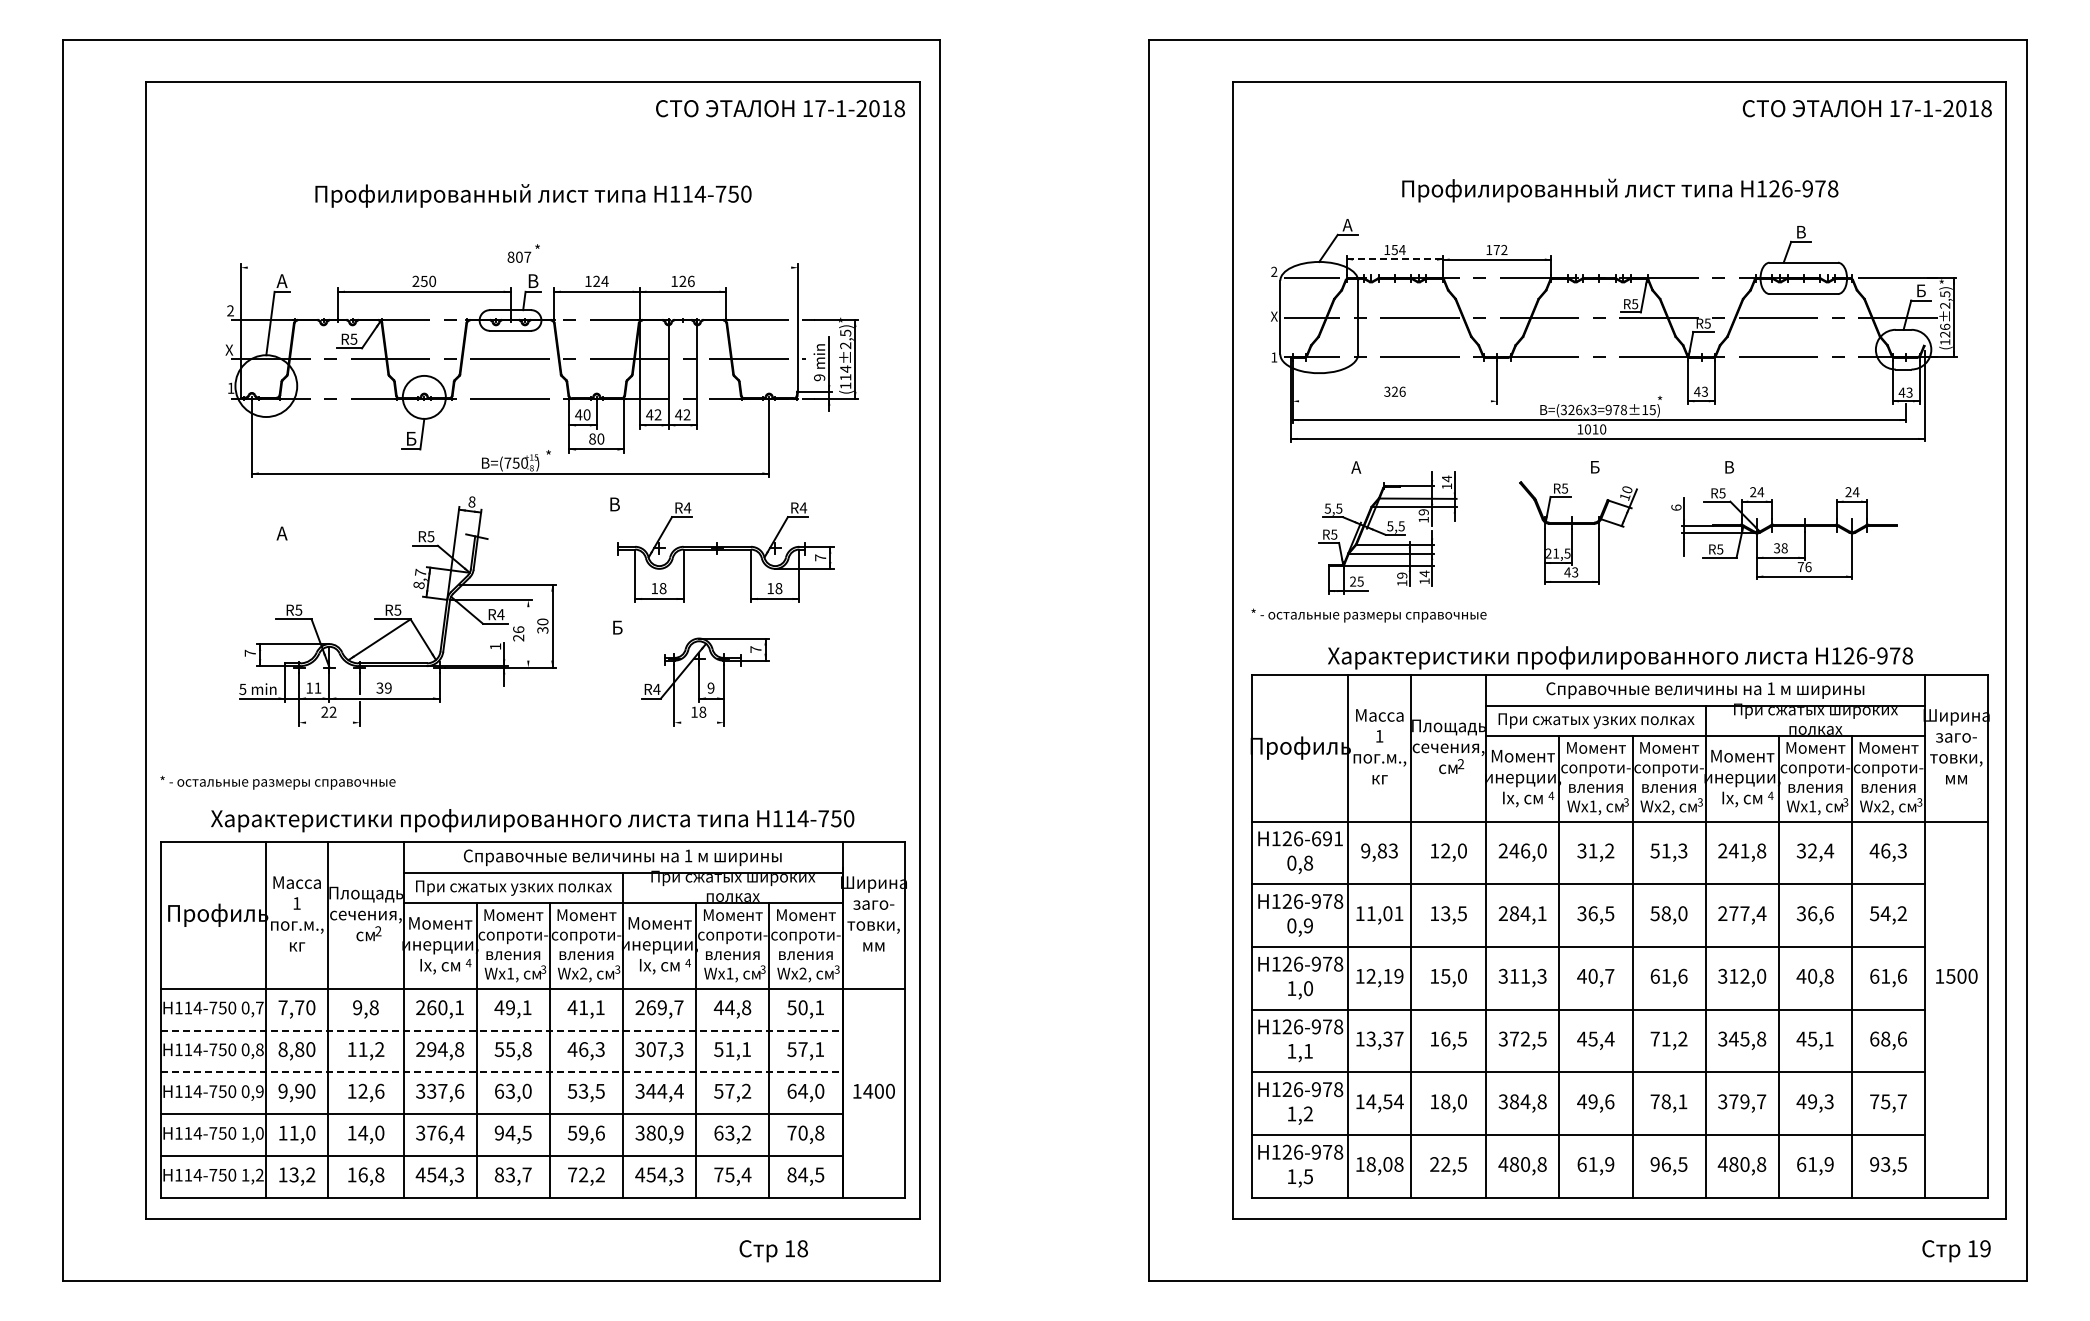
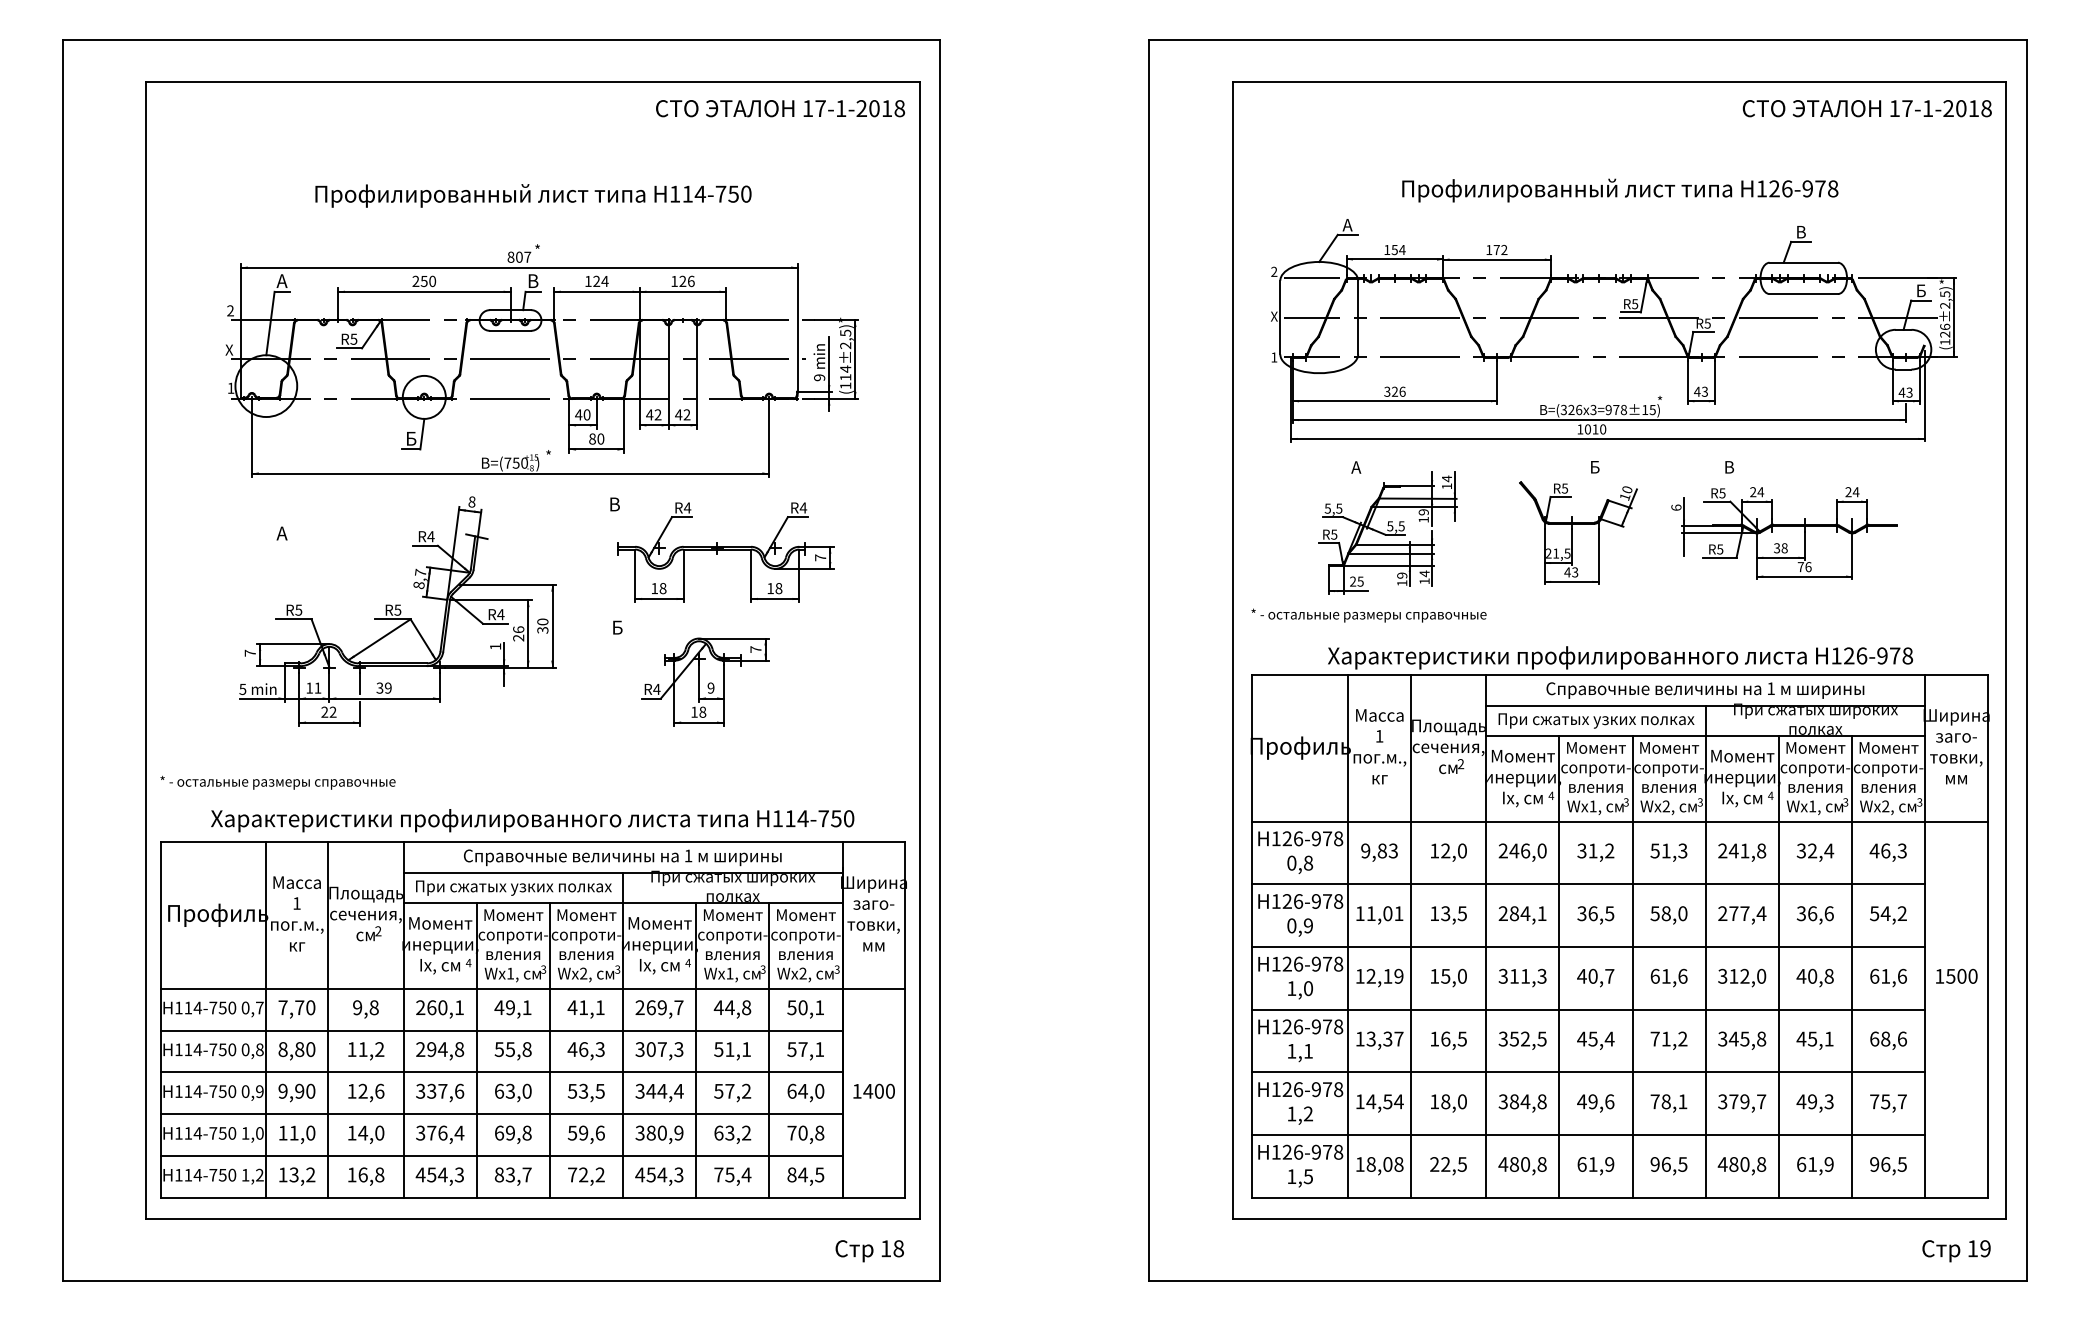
line: dashed -> solid (1395, 259)
line: none -> present (519, 267)
line: none -> present (1394, 401)
text: R5 -> R4 (430, 536)
line: none -> present (528, 633)
line: none -> present (329, 722)
line: none -> present (698, 722)
text: 126-691 -> 126-978 (1327, 838)
line: dashed -> solid (501, 1030)
text: 372,5 -> 352,5 (1514, 1038)
line: dashed -> solid (501, 1072)
text: 94,5 -> 69,8 (512, 1132)
text: 93,5 -> 96,5 (1885, 1164)
text position: (773, 1251) -> (869, 1251) (869, 1251)
